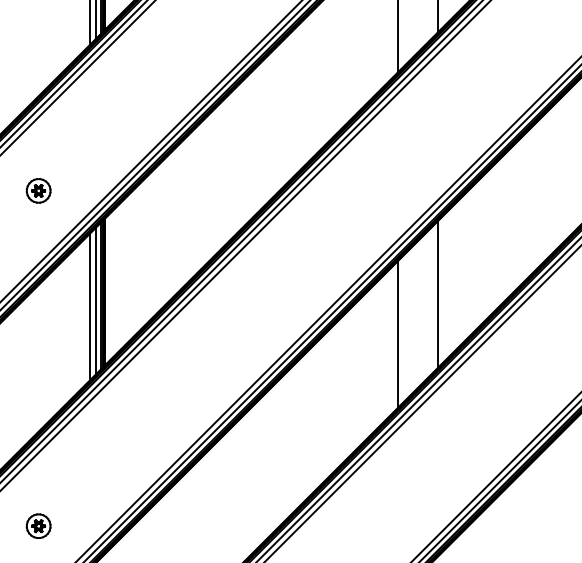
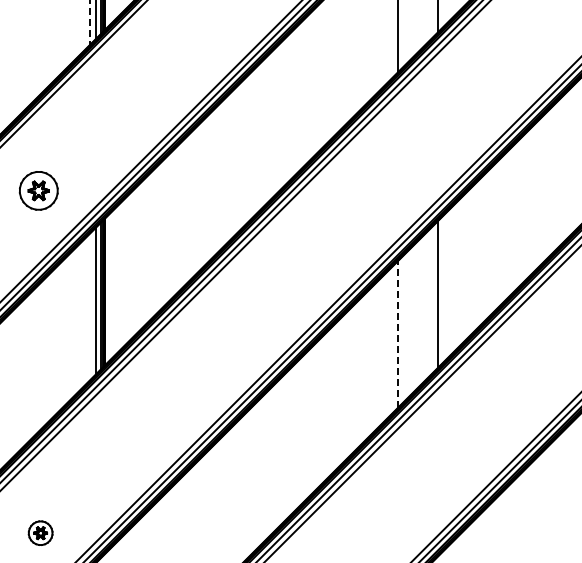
line: solid -> dashed (90, 22)
line: present -> none (77, 77)
part size: 27x26 px -> 41x40 px (38, 190)
line: present -> none (90, 306)
line: solid -> dashed (397, 334)
part position: (38, 525) -> (40, 532) (40, 532)
